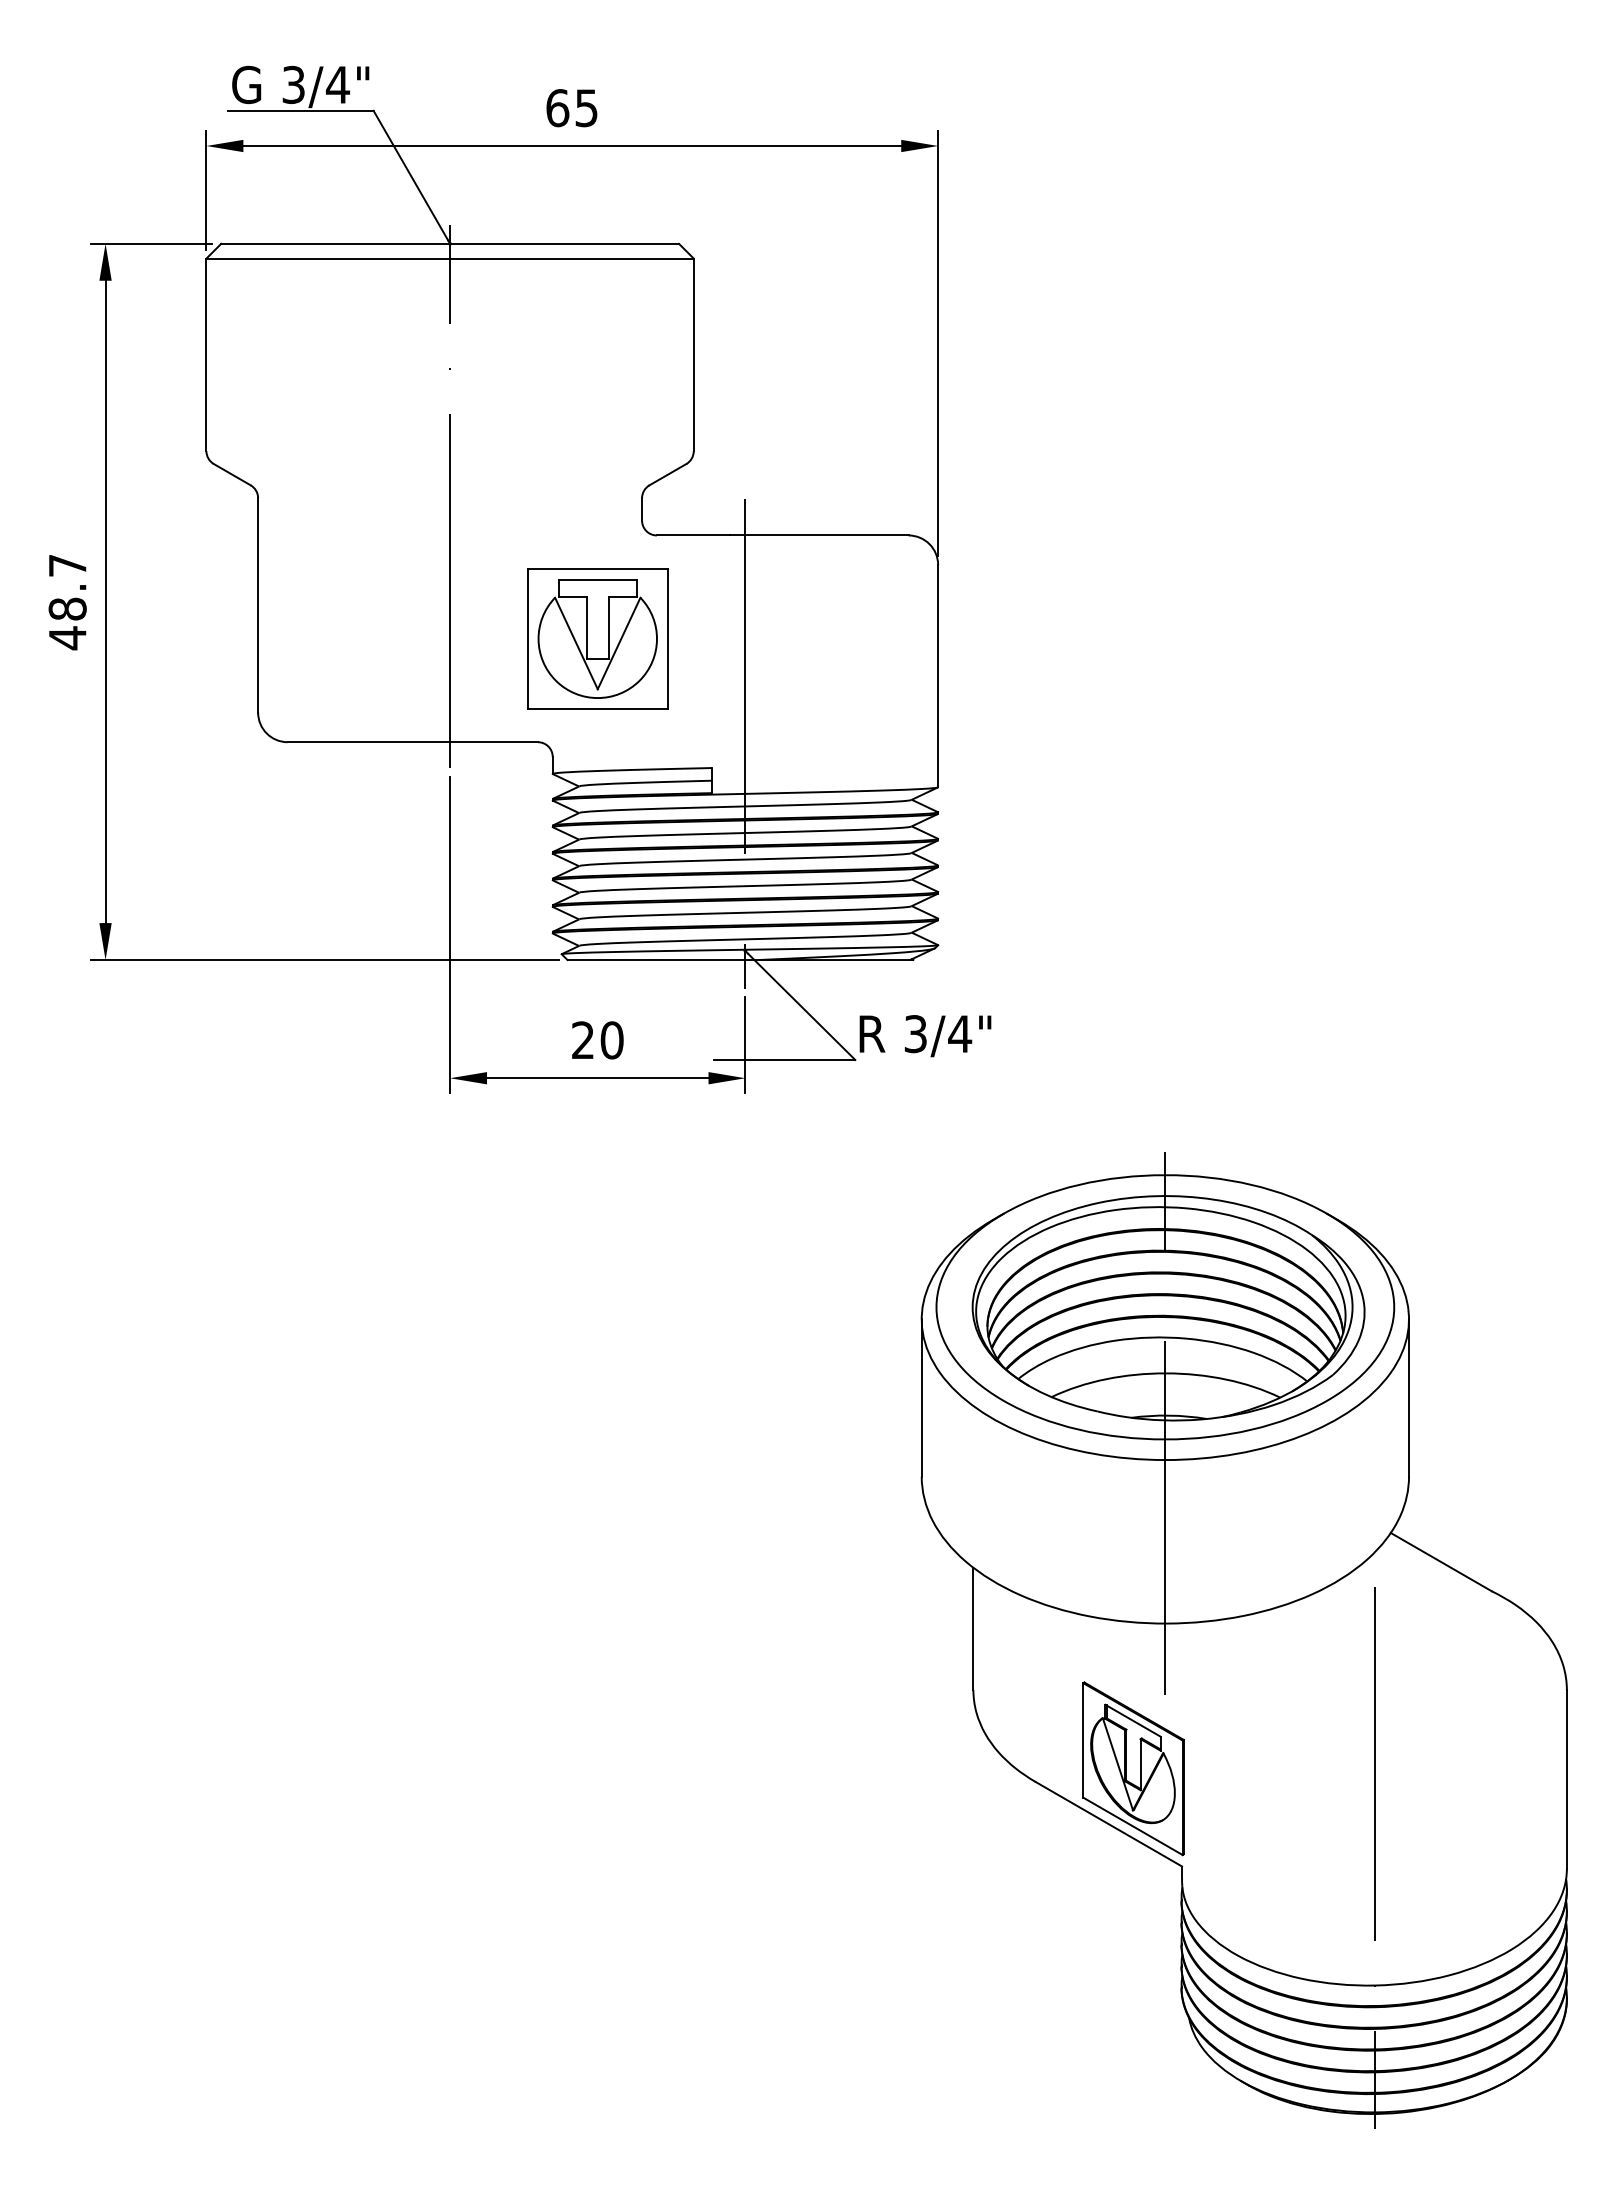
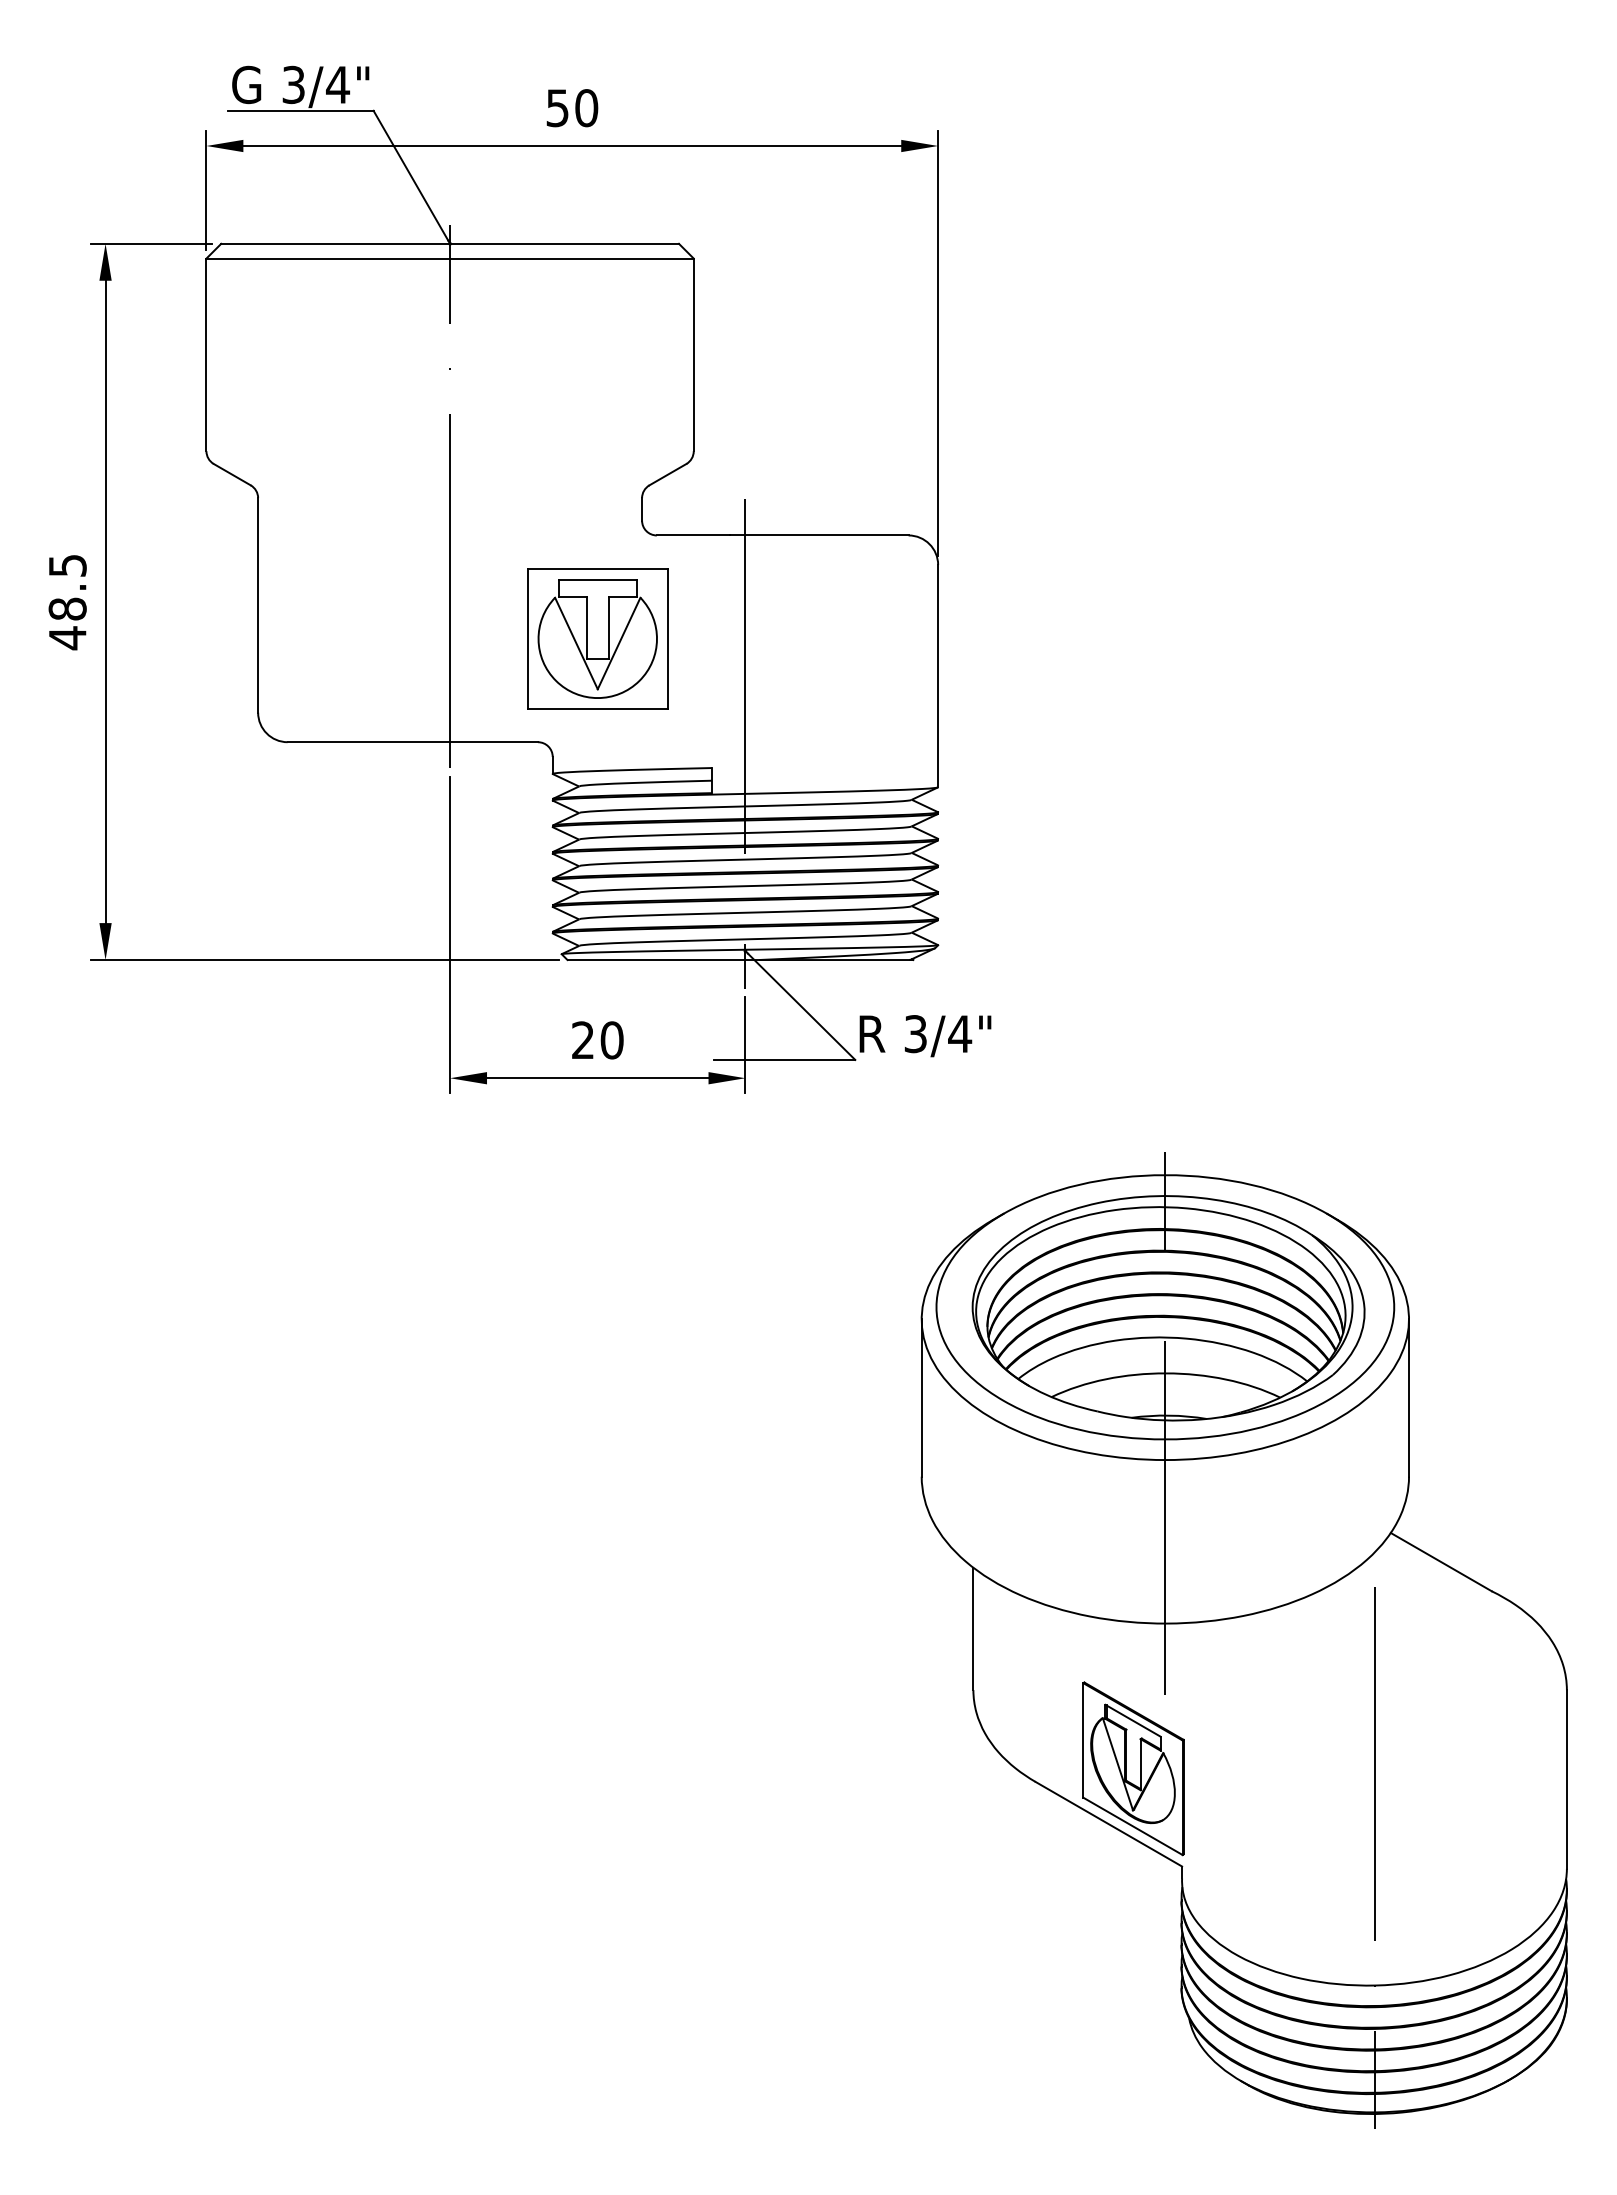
text: 65 -> 50 (572, 108)
text: 48.7 -> 48.5 (67, 565)
